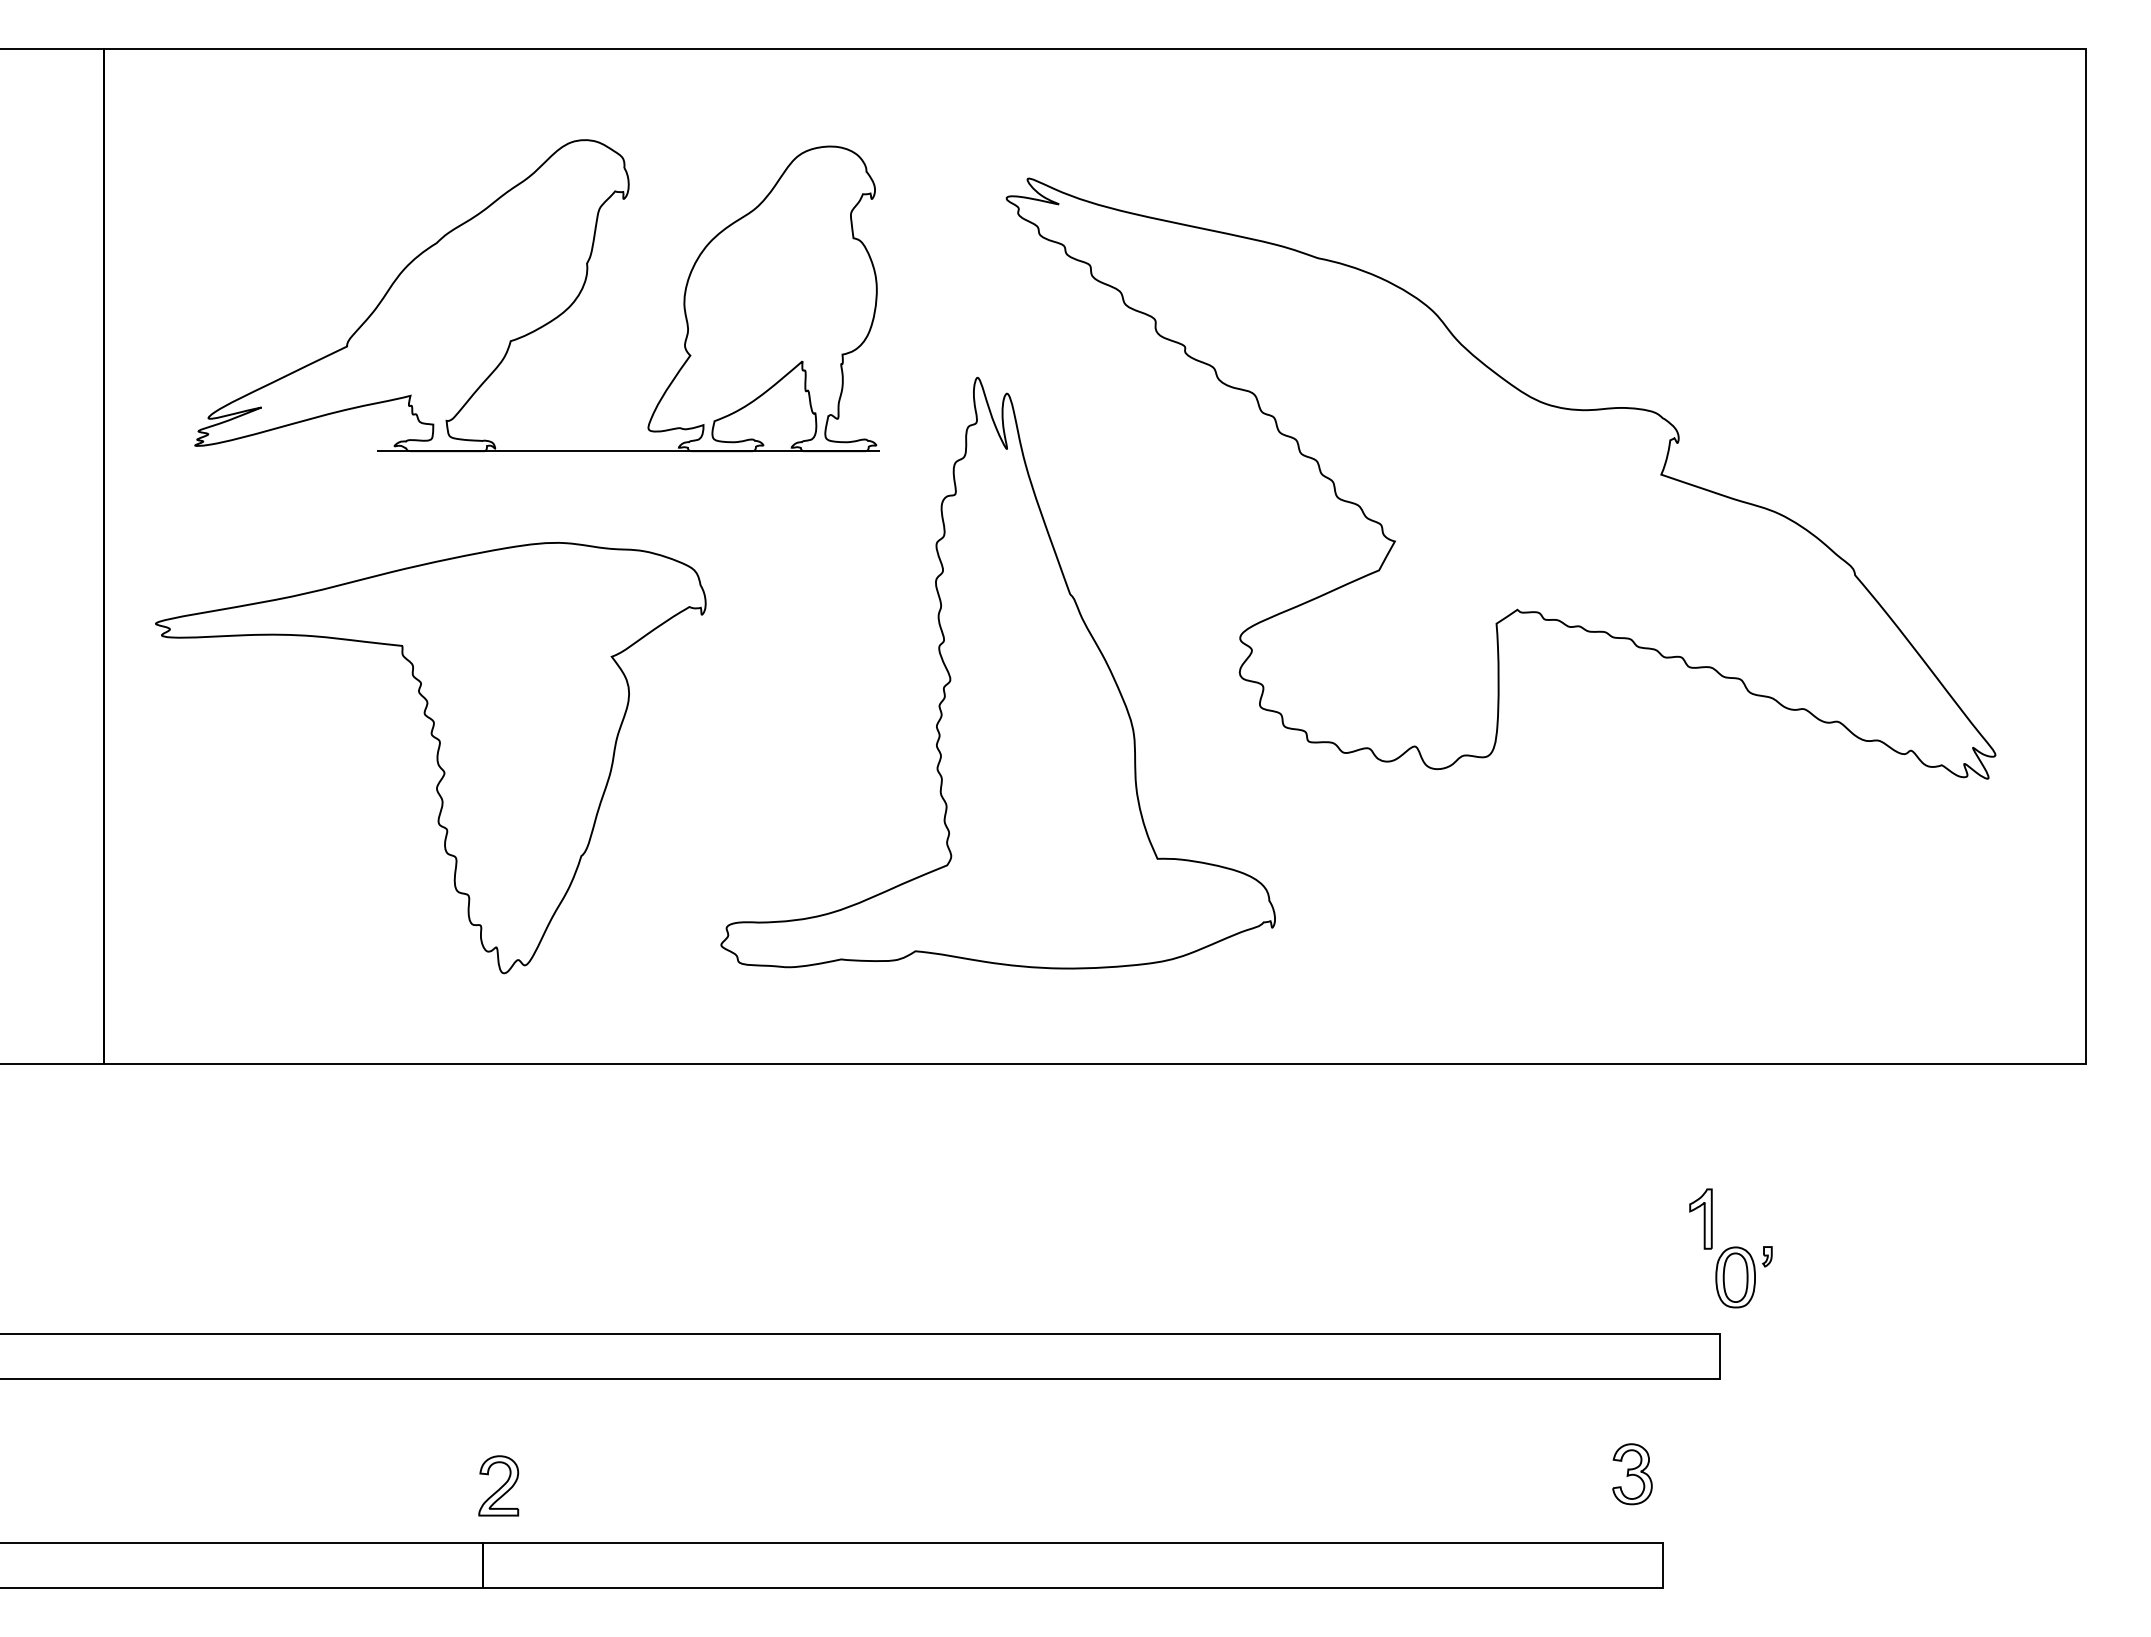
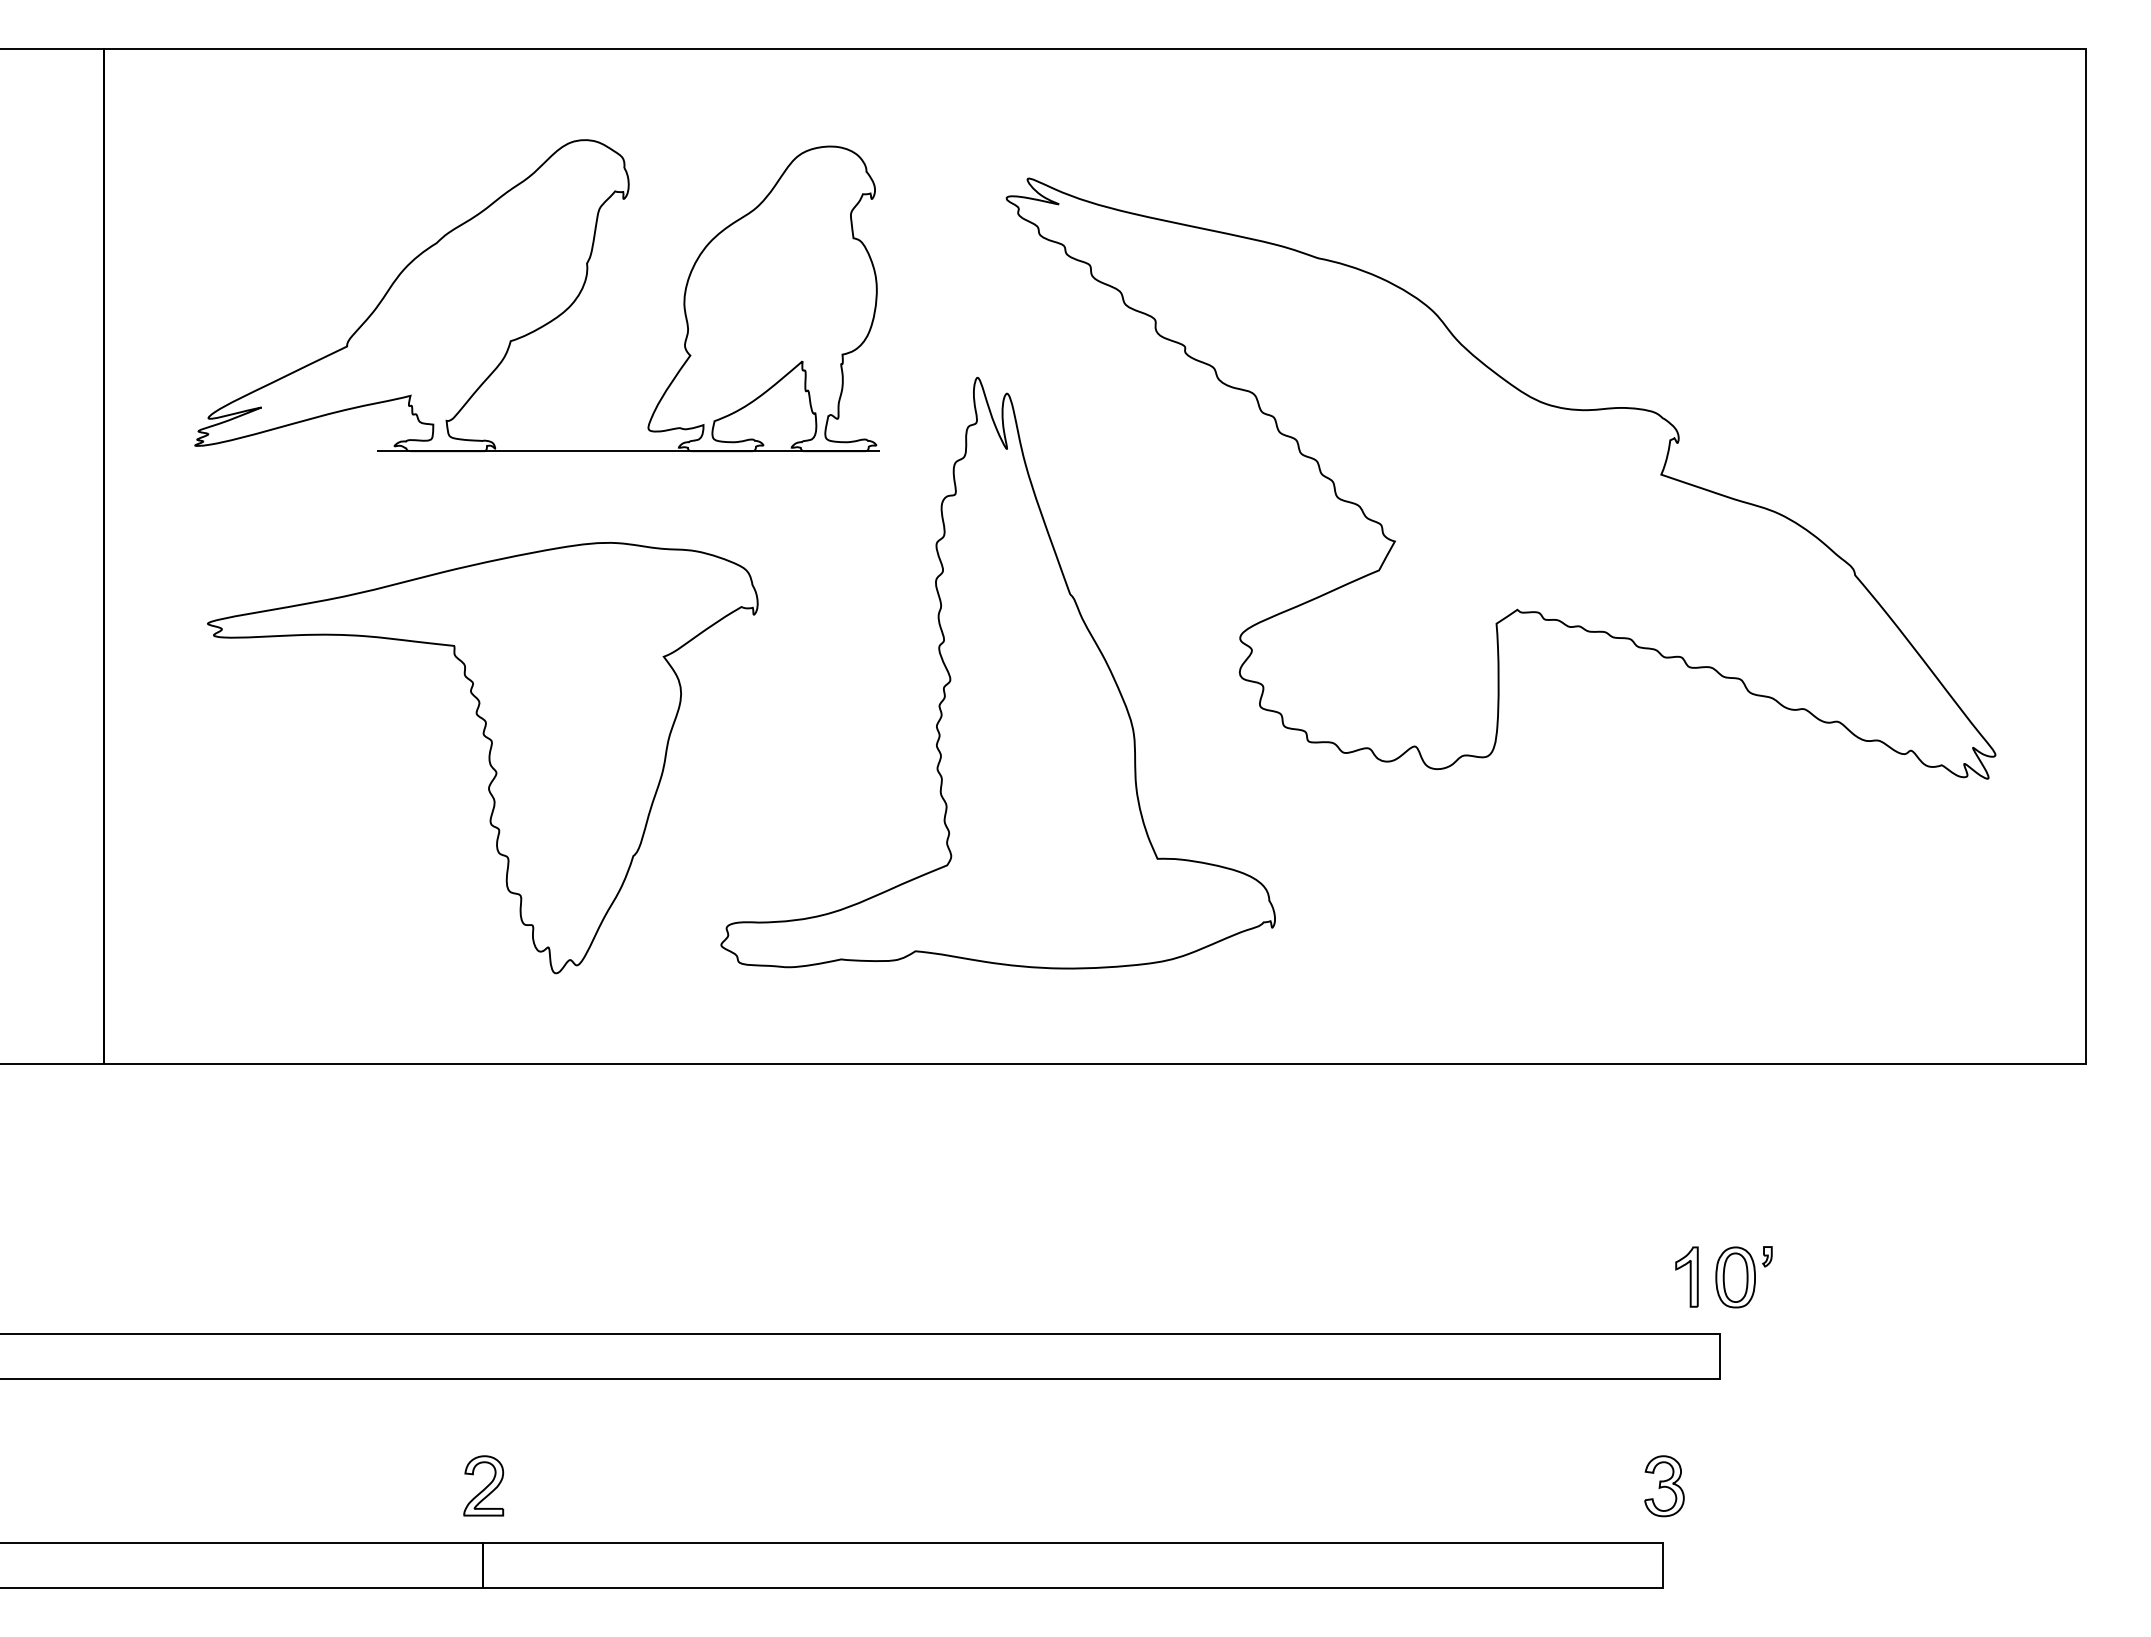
part position: (430, 758) -> (482, 758) (482, 758)
part position: (1700, 1218) -> (1686, 1276) (1686, 1276)
part position: (1632, 1474) -> (1664, 1486) (1664, 1486)
part position: (498, 1485) -> (483, 1485) (483, 1485)
